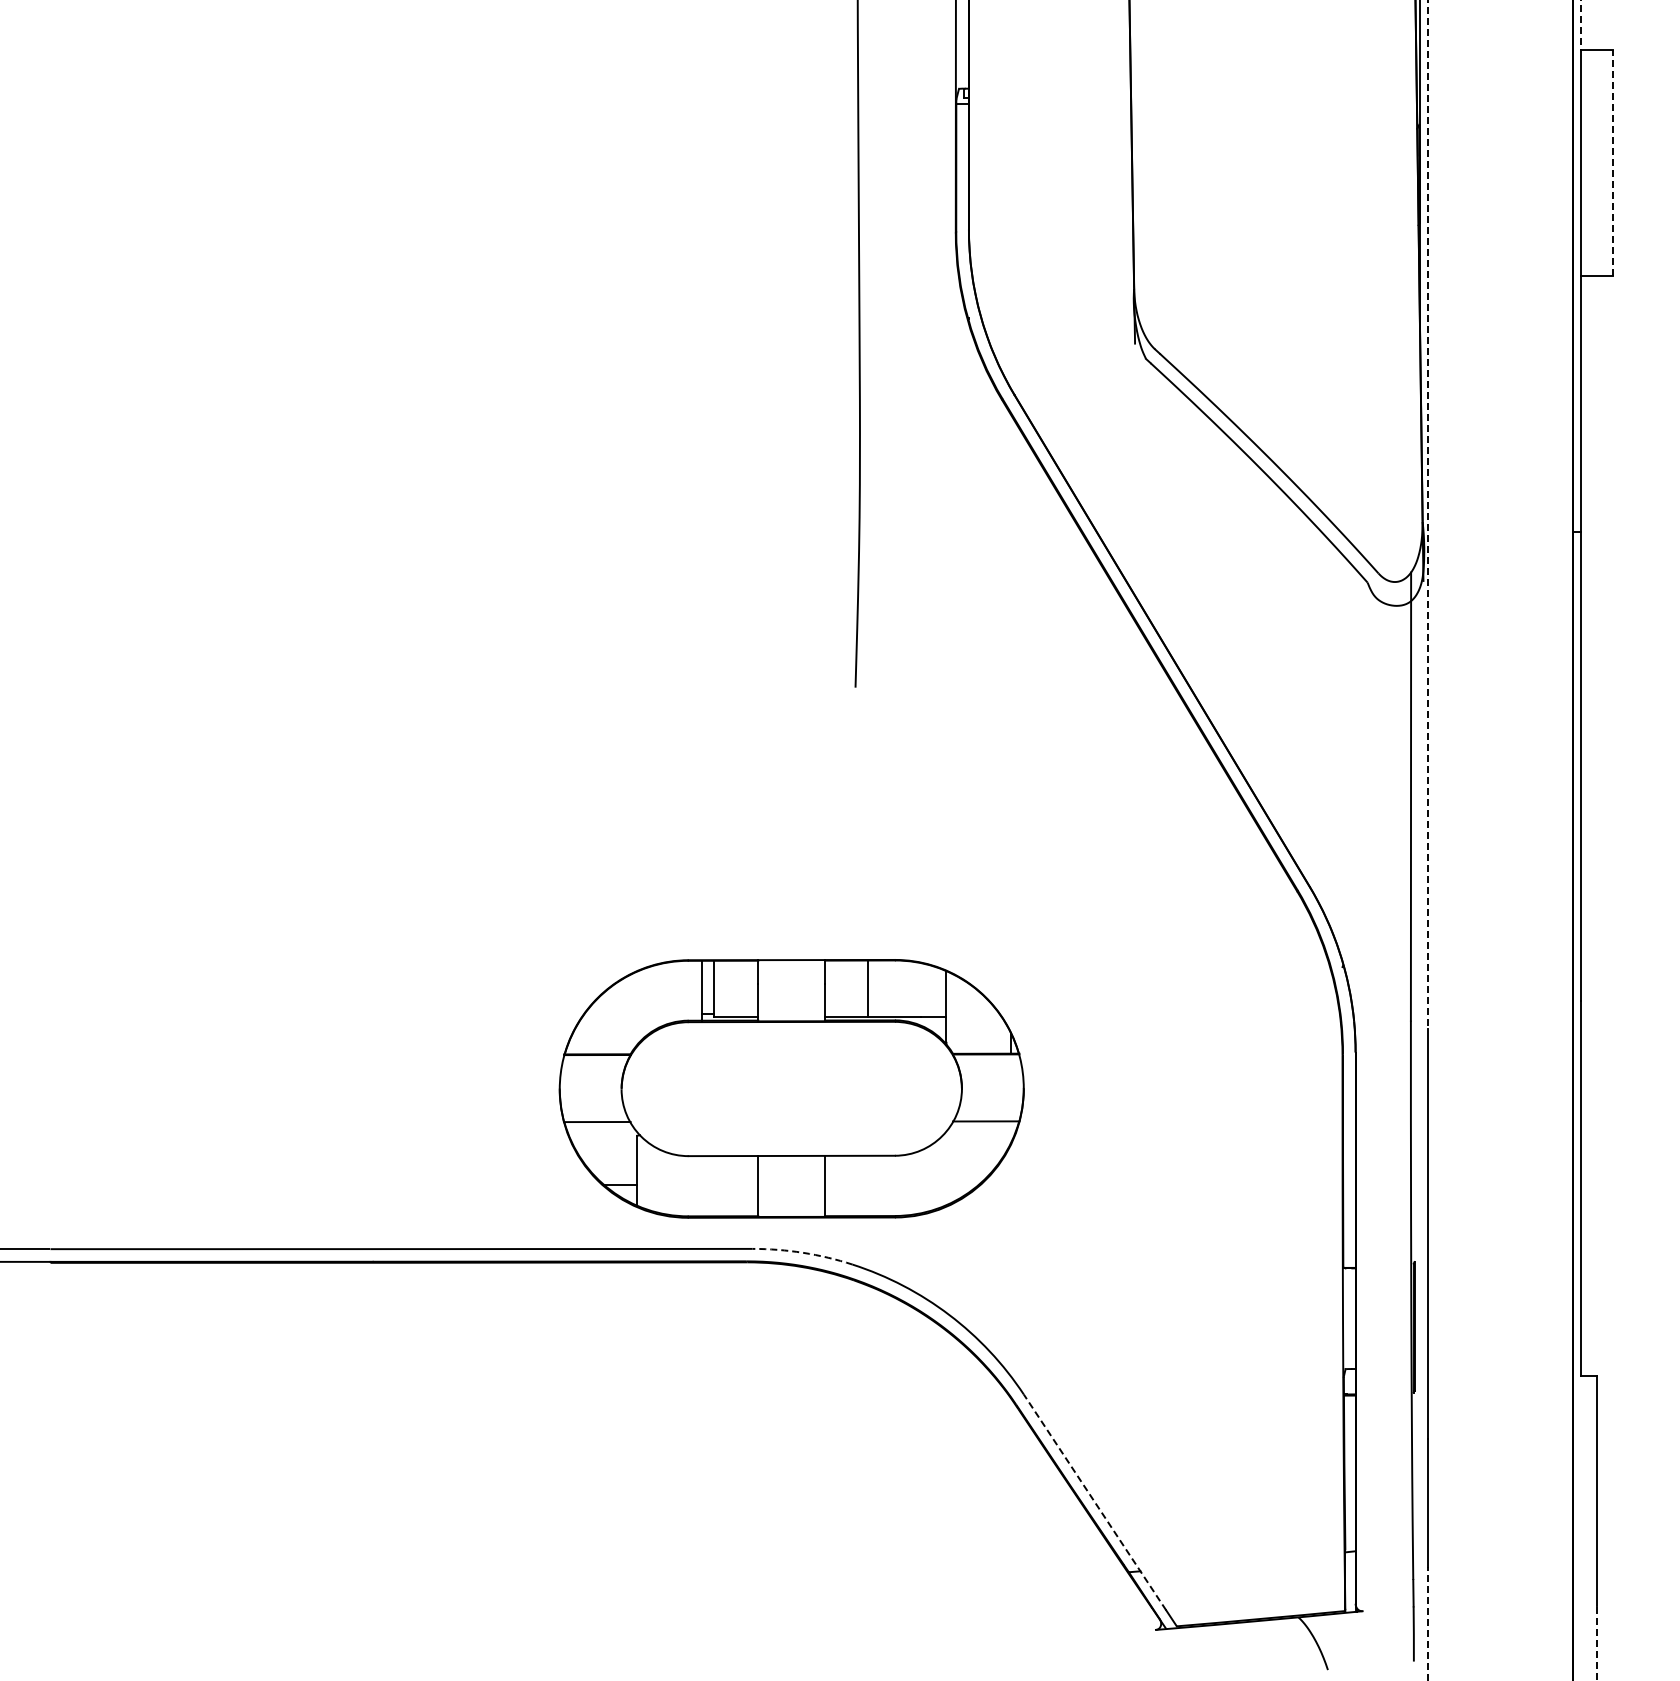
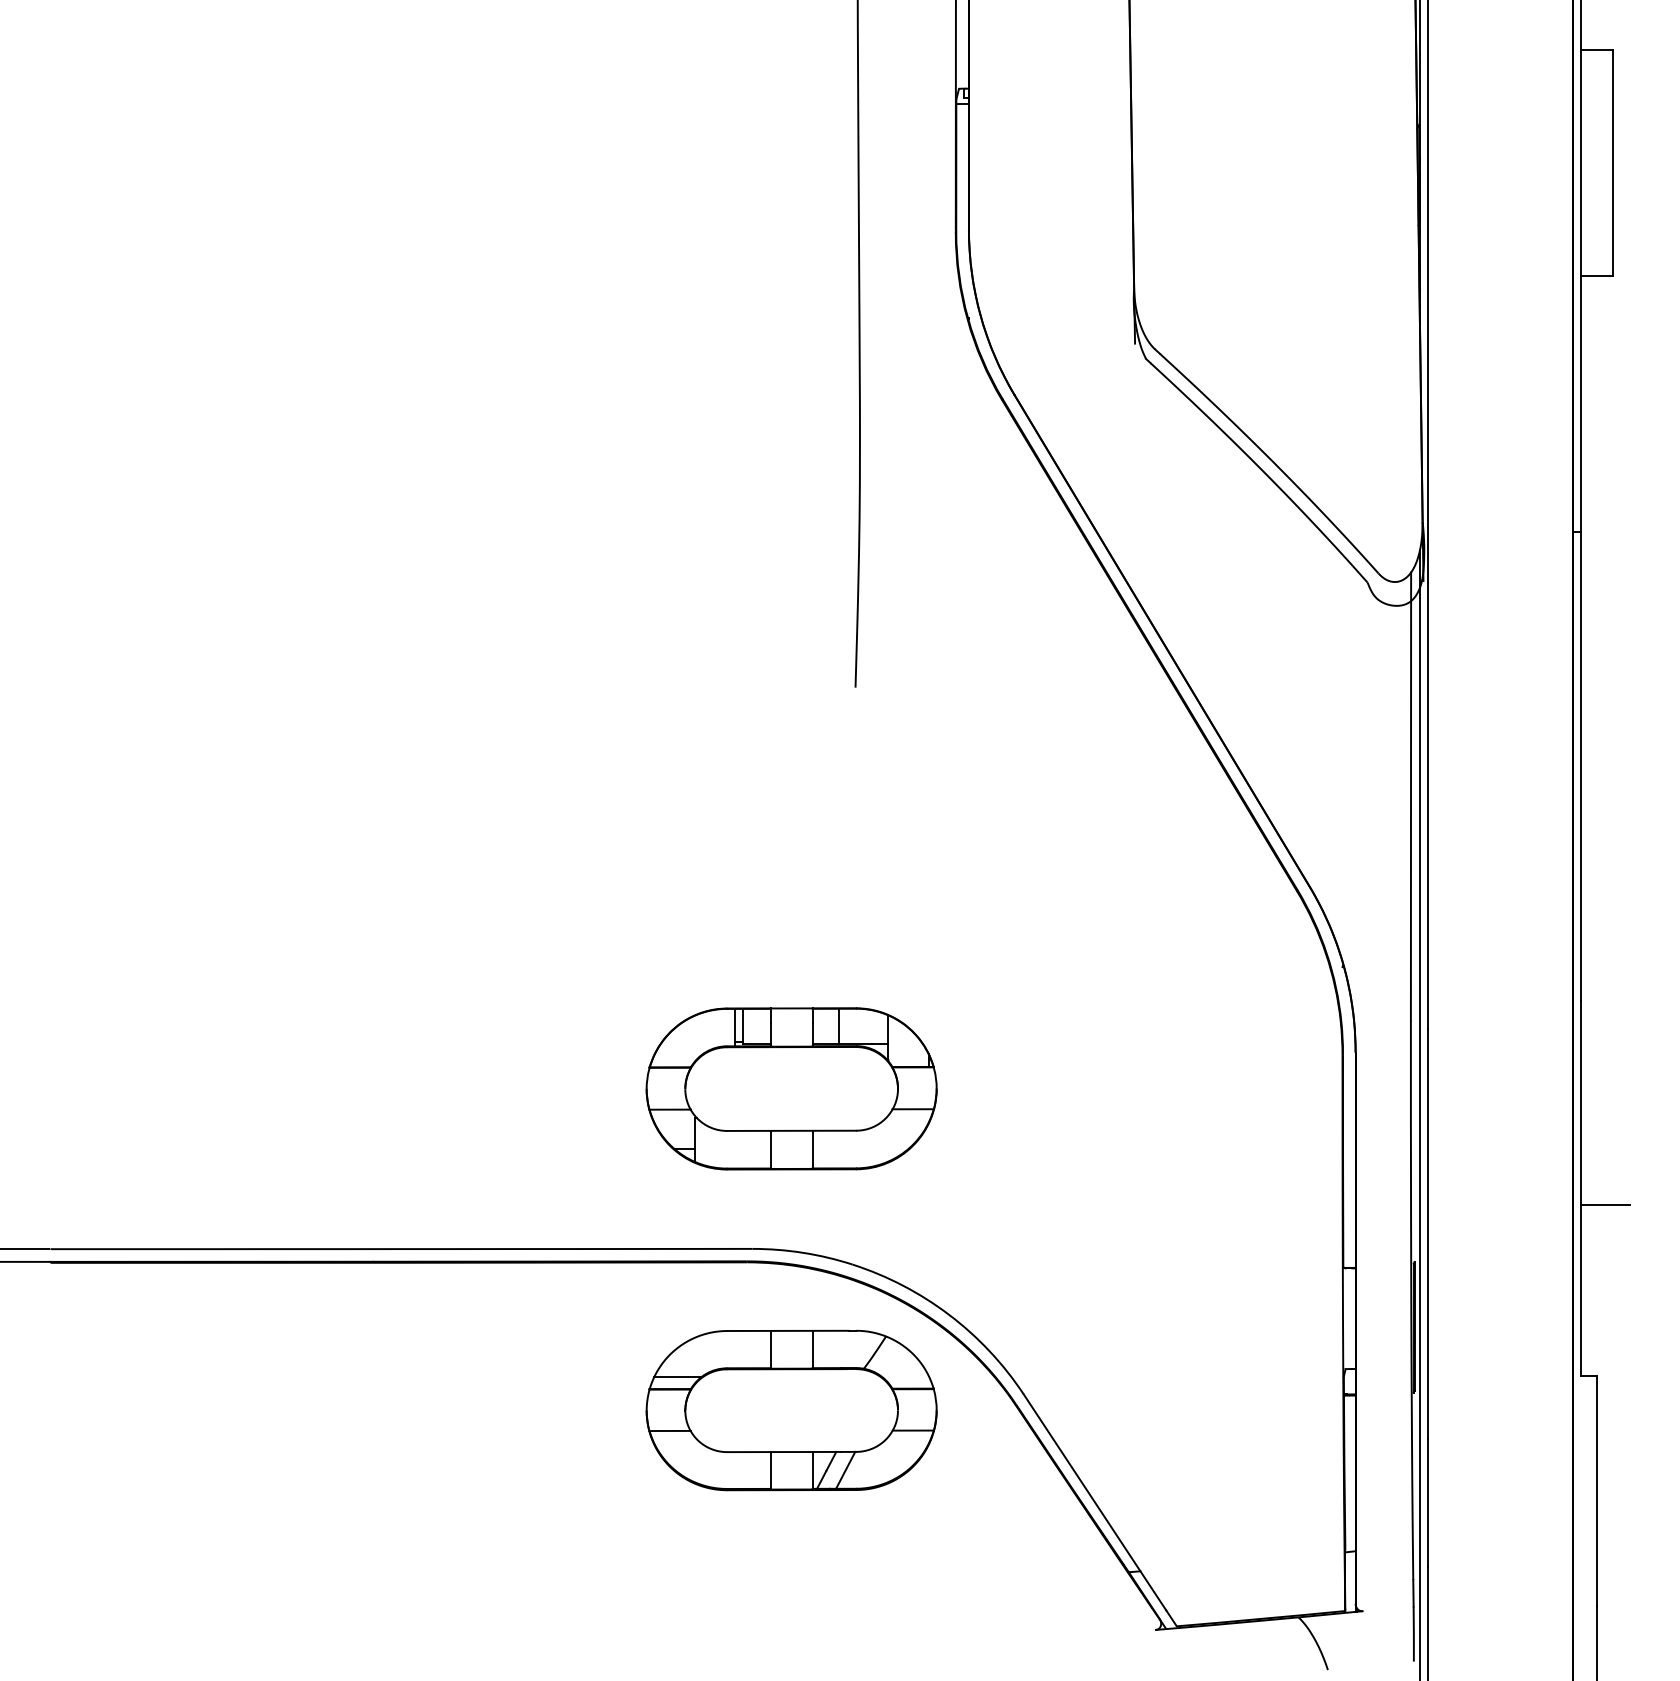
line: dashed -> solid (1581, 25)
line: dashed -> solid (1613, 163)
line: dashed -> solid (1428, 514)
part size: 467x260 px -> 293x164 px (791, 1088)
line: none -> present (1420, 1113)
line: none -> present (1605, 1205)
arc: dashed -> solid (803, 1252)
part: none -> present (791, 1410)
line: dashed -> solid (1094, 1502)
line: dashed -> solid (1428, 1623)
line: dashed -> solid (1597, 1642)
